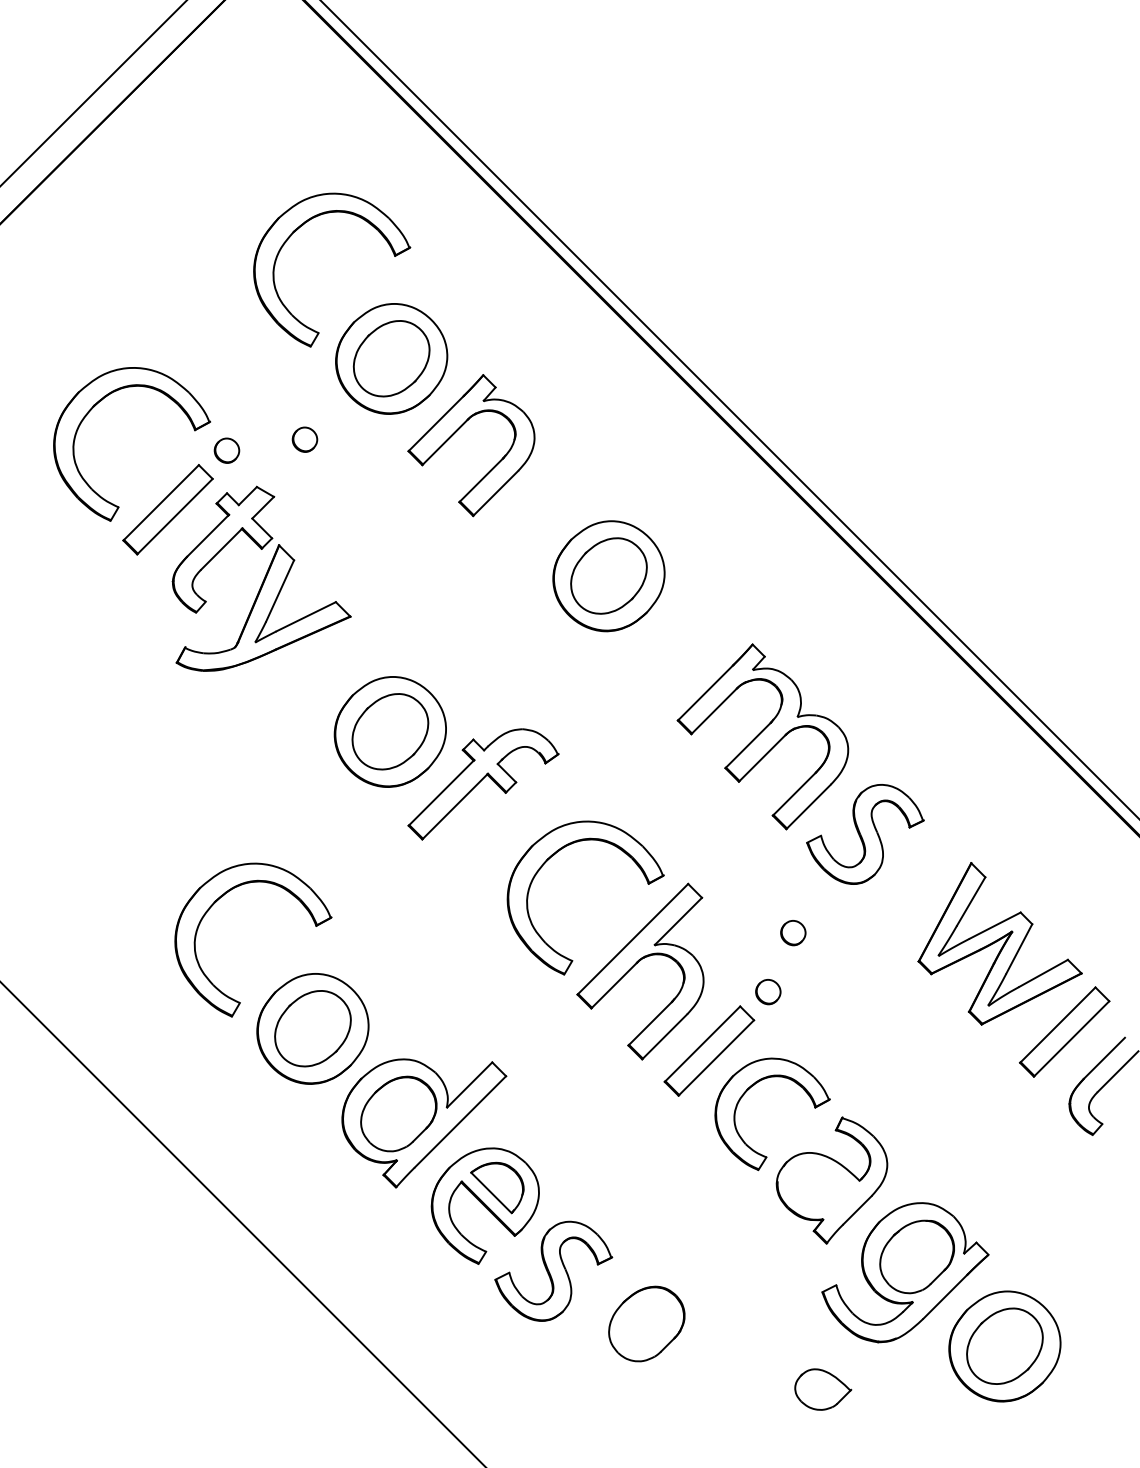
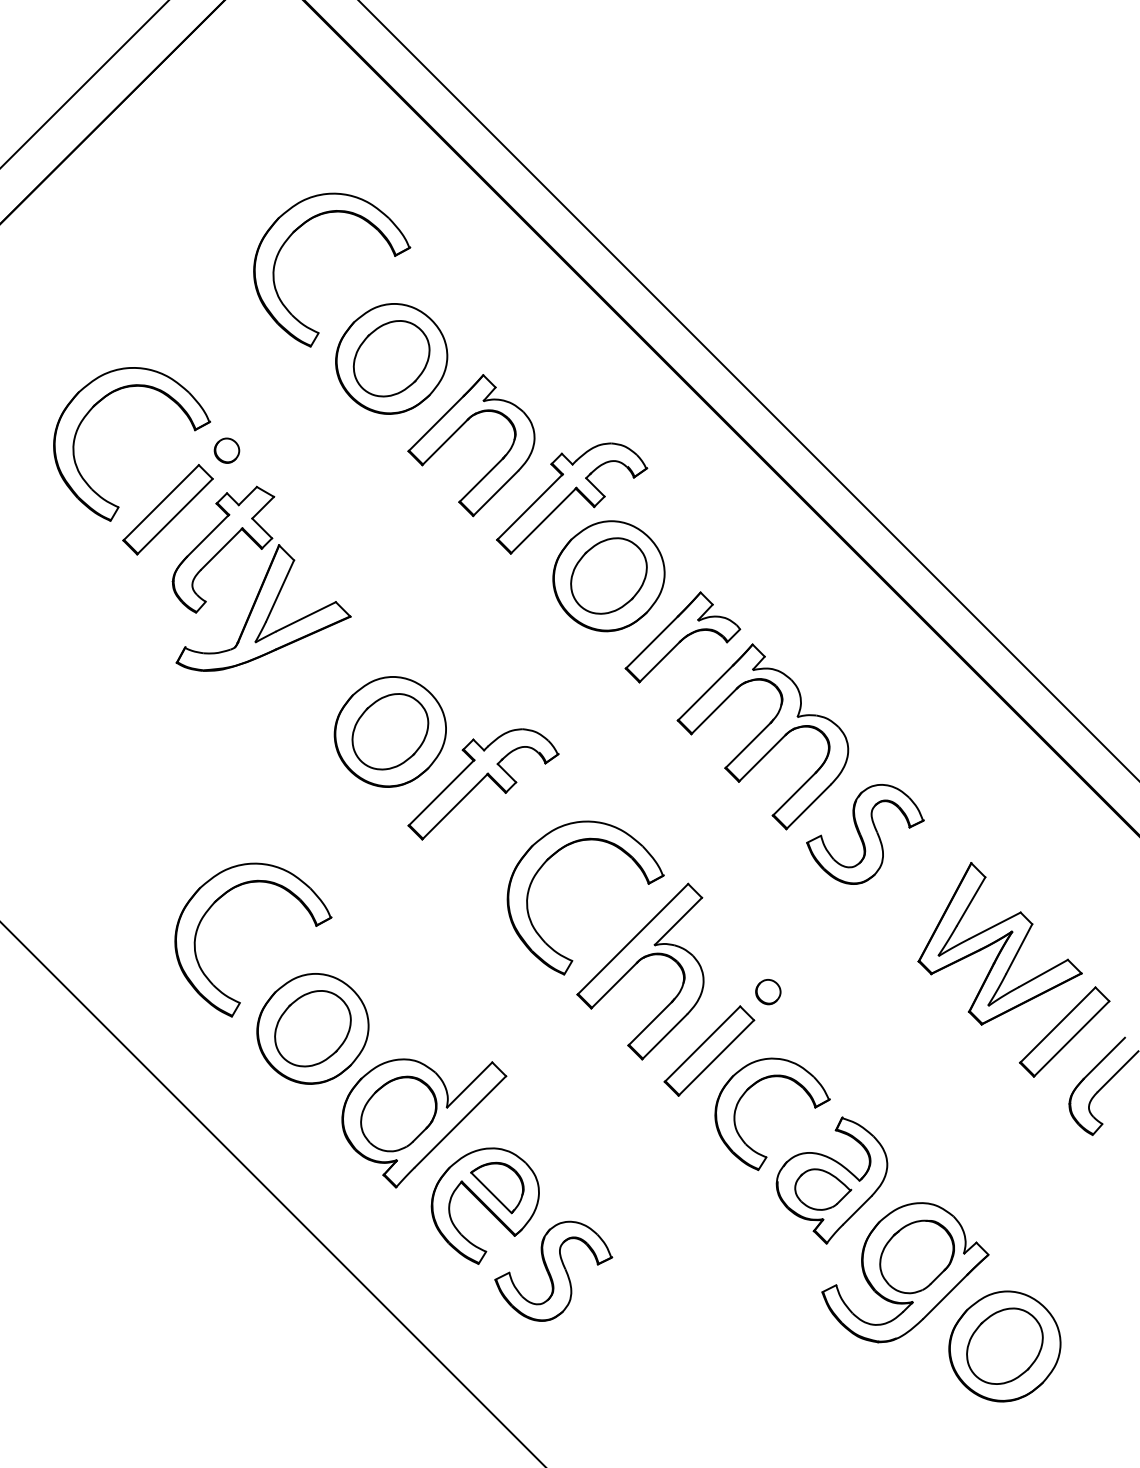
line position: (93, 93) -> (84, 84) (84, 84)
line position: (729, 409) -> (748, 390) (748, 390)
part: present -> none (304, 439)
part: none -> present (572, 498)
part: none -> present (682, 637)
part: present -> none (793, 933)
line position: (242, 1223) -> (272, 1193) (272, 1193)
part: present -> none (646, 1323)
part position: (823, 1389) -> (823, 1189) (823, 1189)
